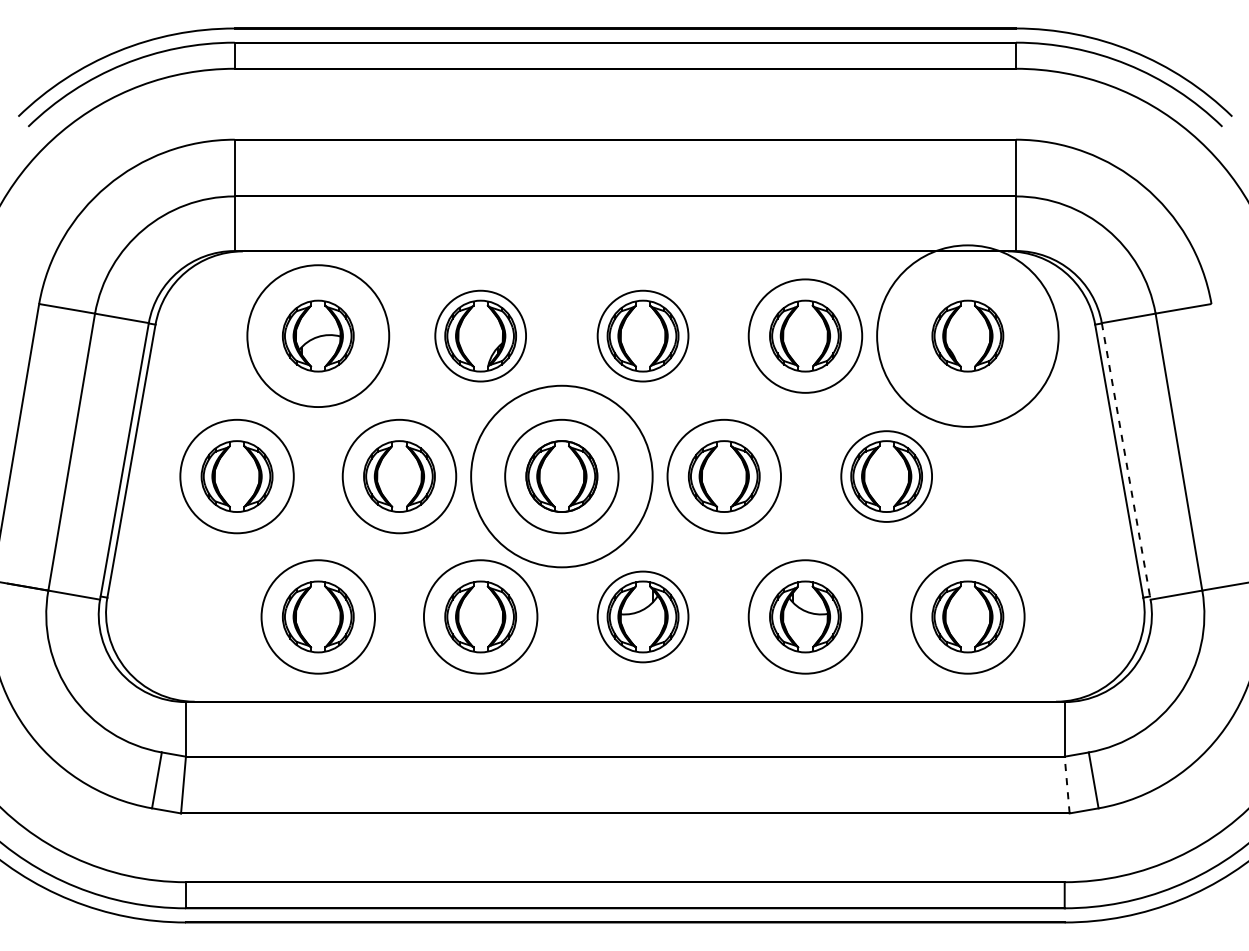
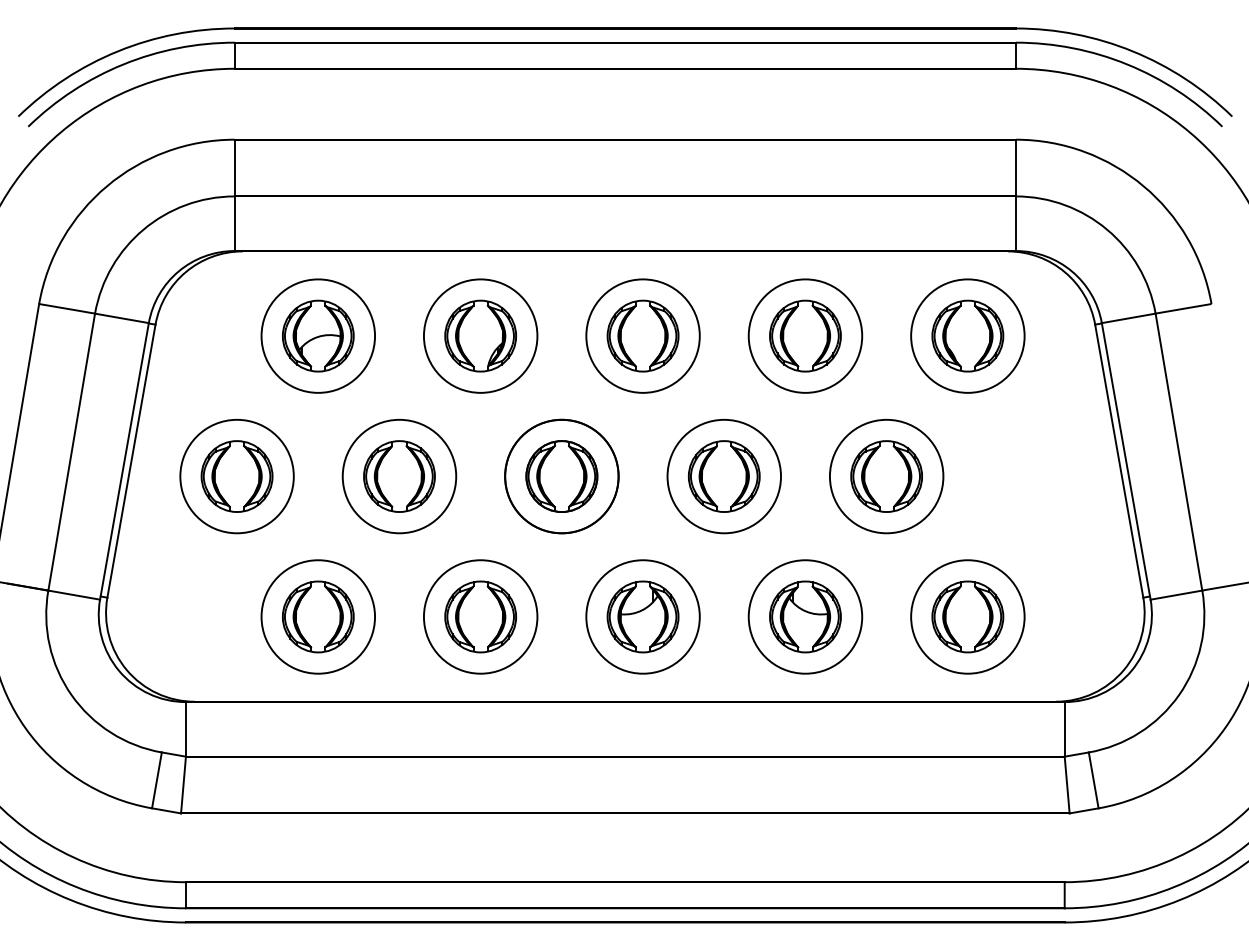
circle diameter: 91 px -> 113 px (480, 335)
circle diameter: 91 px -> 113 px (642, 335)
circle diameter: 182 px -> 113 px (967, 335)
circle diameter: 142 px -> 113 px (318, 335)
line: dashed -> solid (1126, 461)
circle diameter: 182 px -> 113 px (561, 476)
circle diameter: 91 px -> 113 px (886, 476)
circle diameter: 91 px -> 113 px (642, 616)
line: dashed -> solid (1067, 784)
